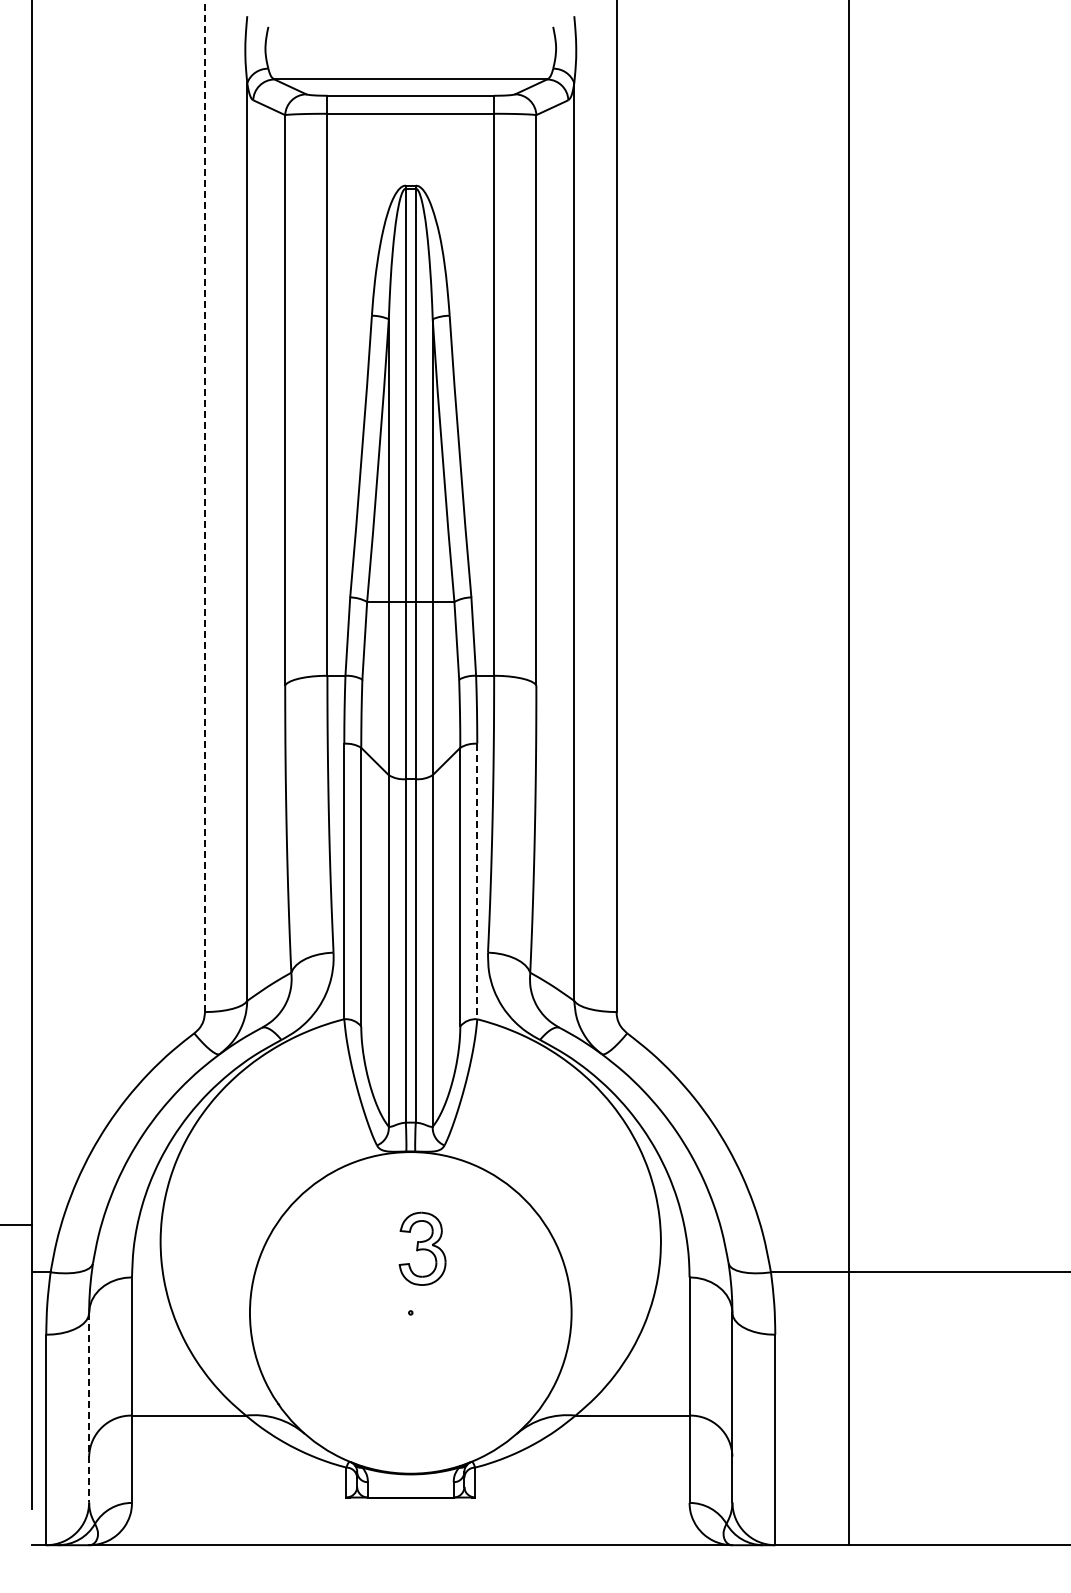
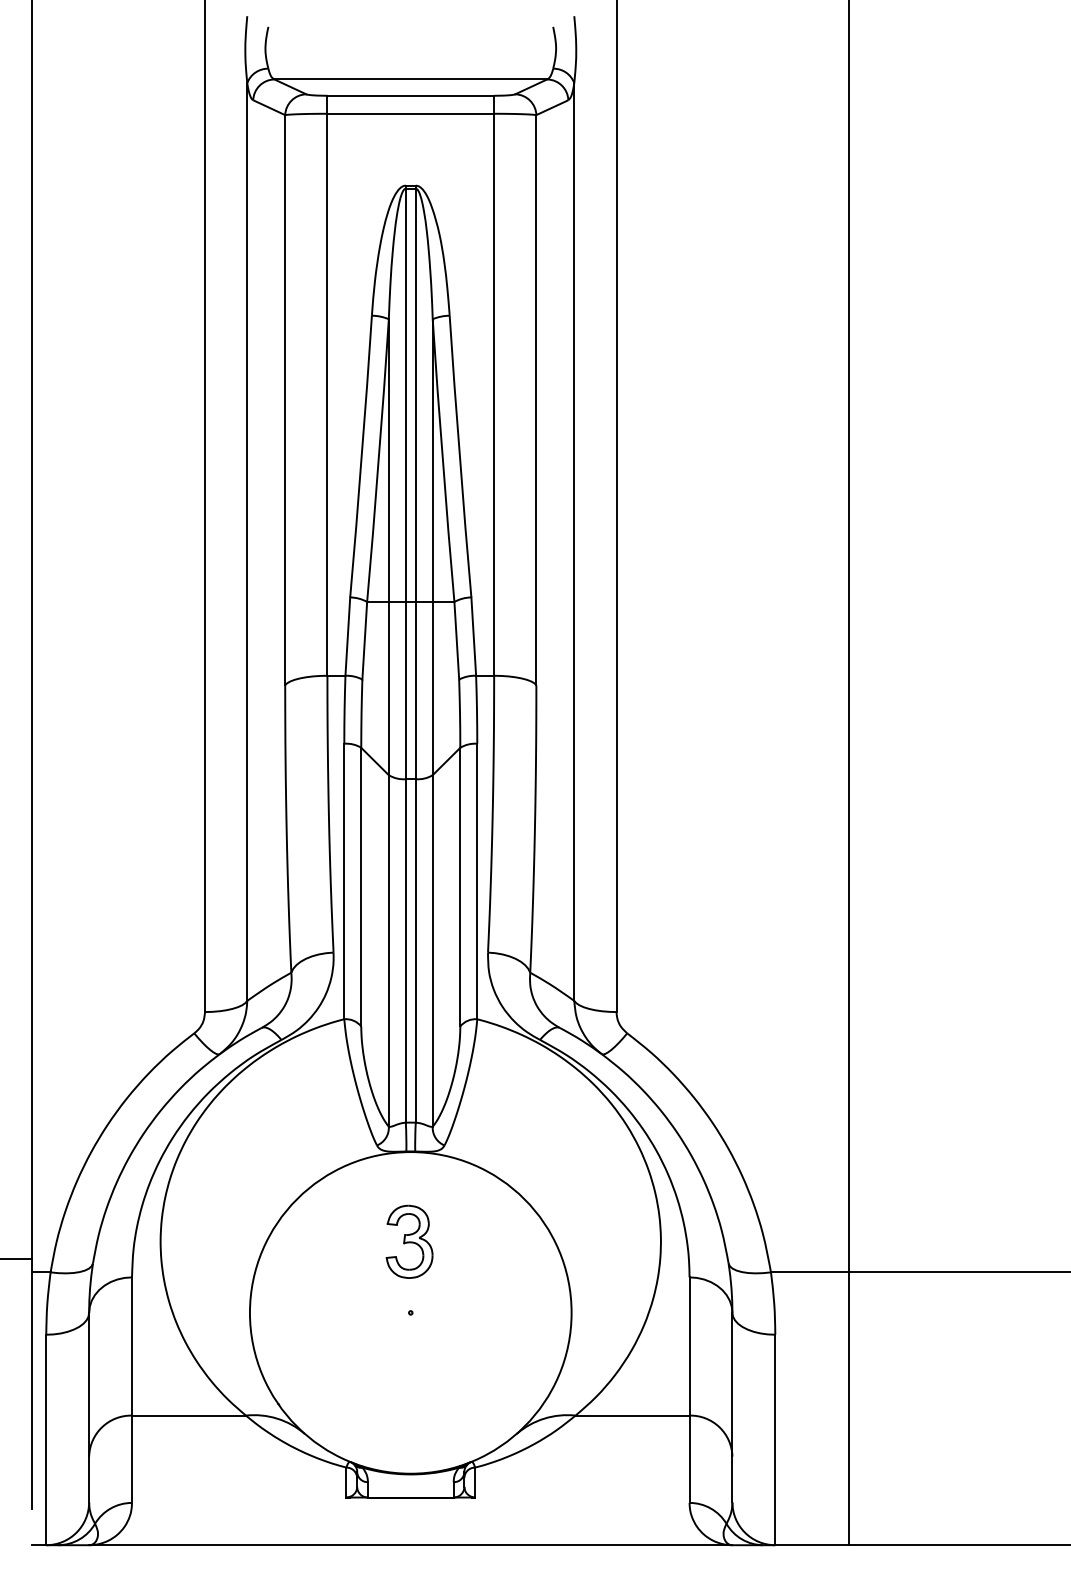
line: dashed -> solid (205, 506)
line: dashed -> solid (477, 881)
line position: (16, 1225) -> (16, 1259) (16, 1259)
part position: (422, 1248) -> (409, 1241) (409, 1241)
line: dashed -> solid (89, 1407)
